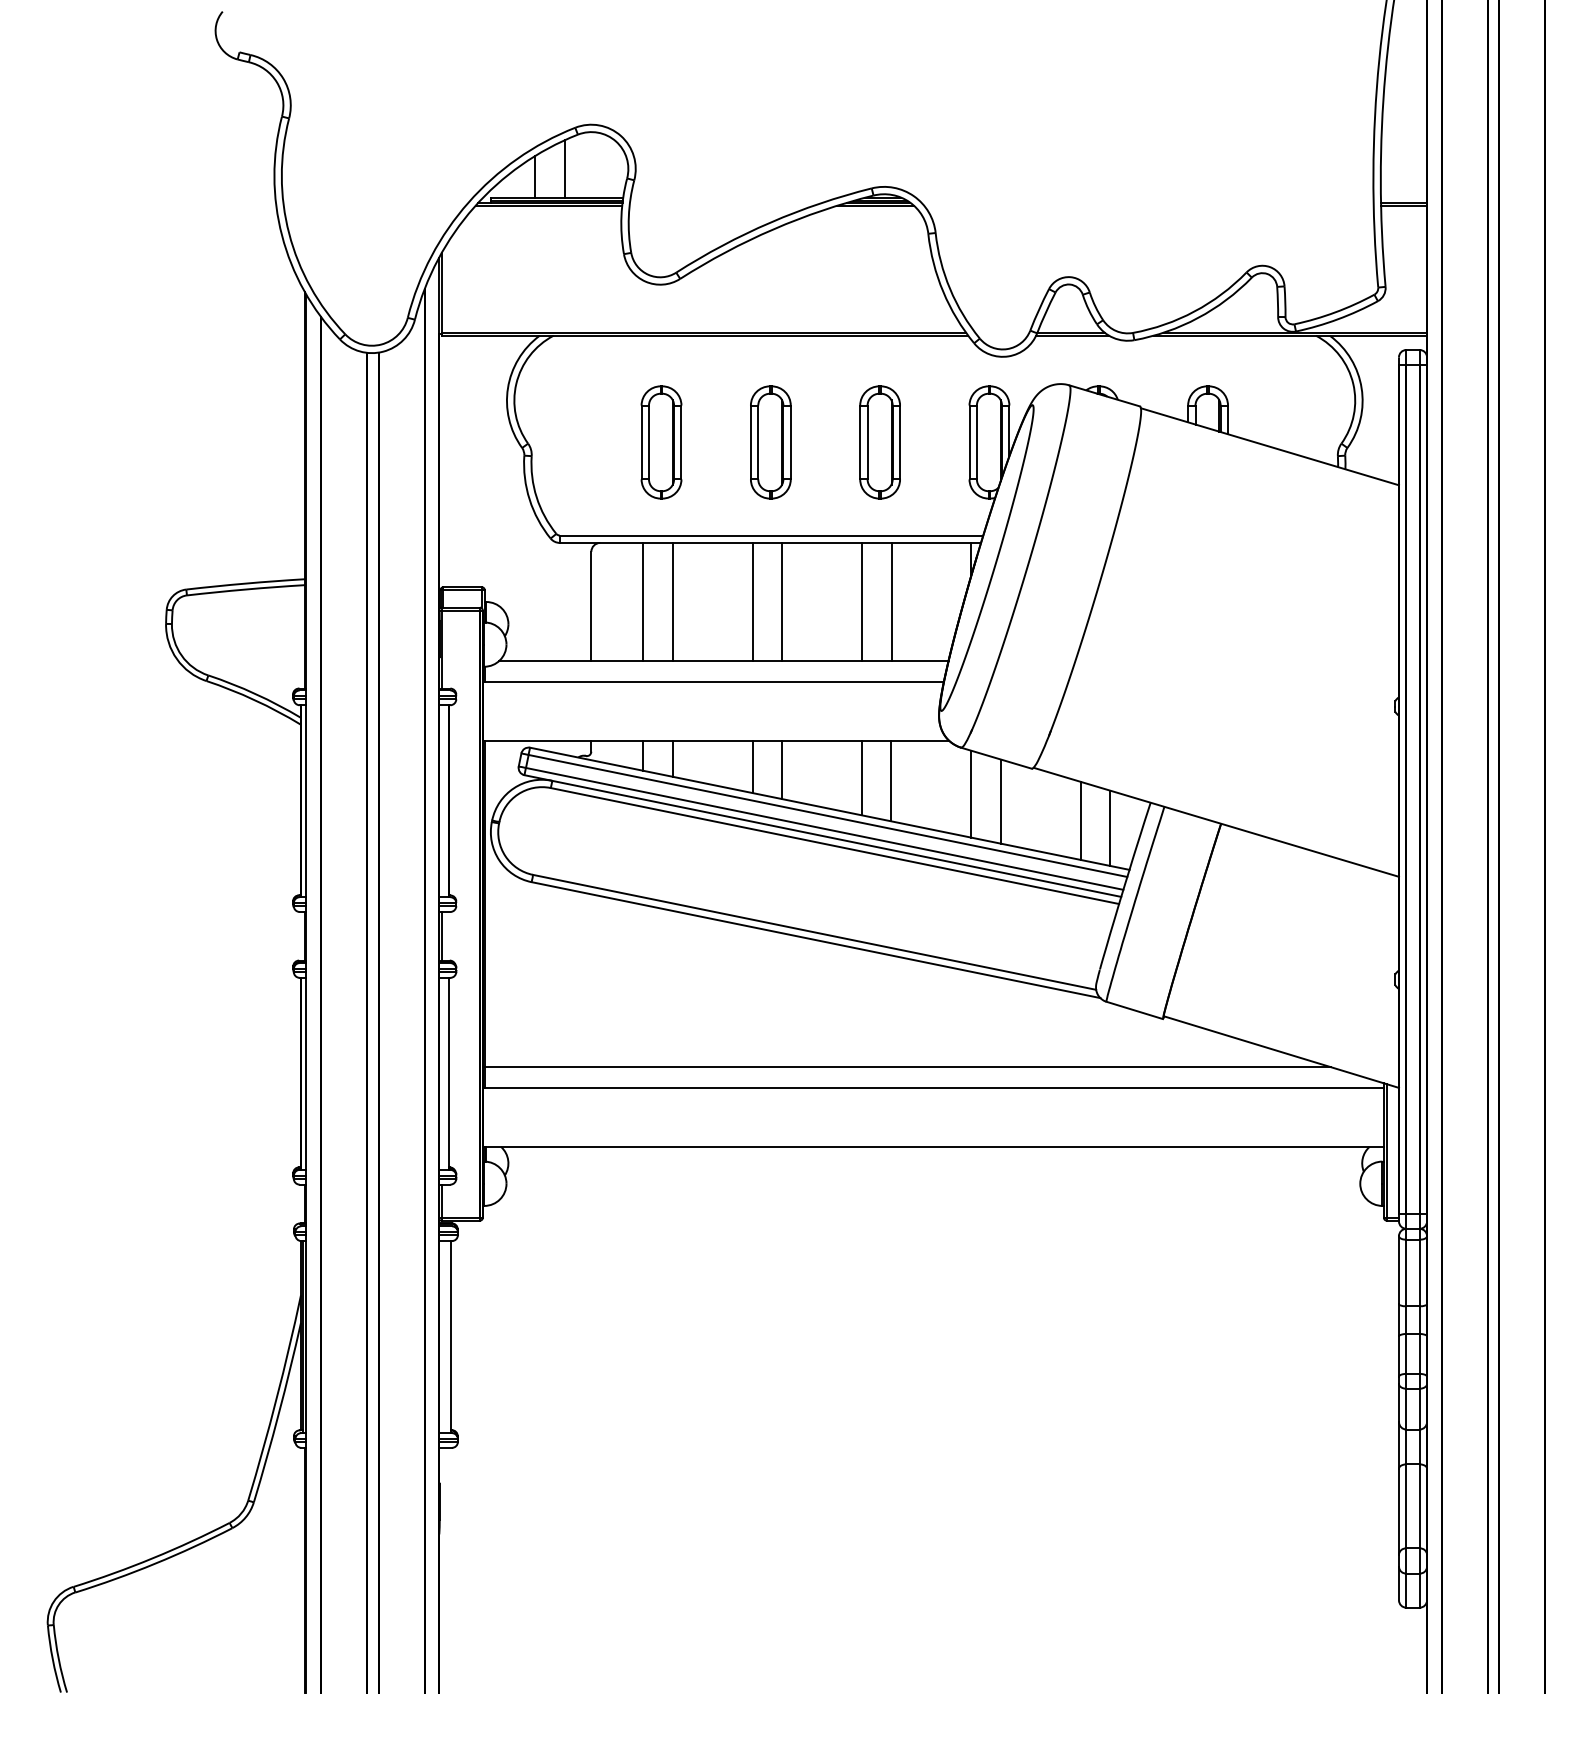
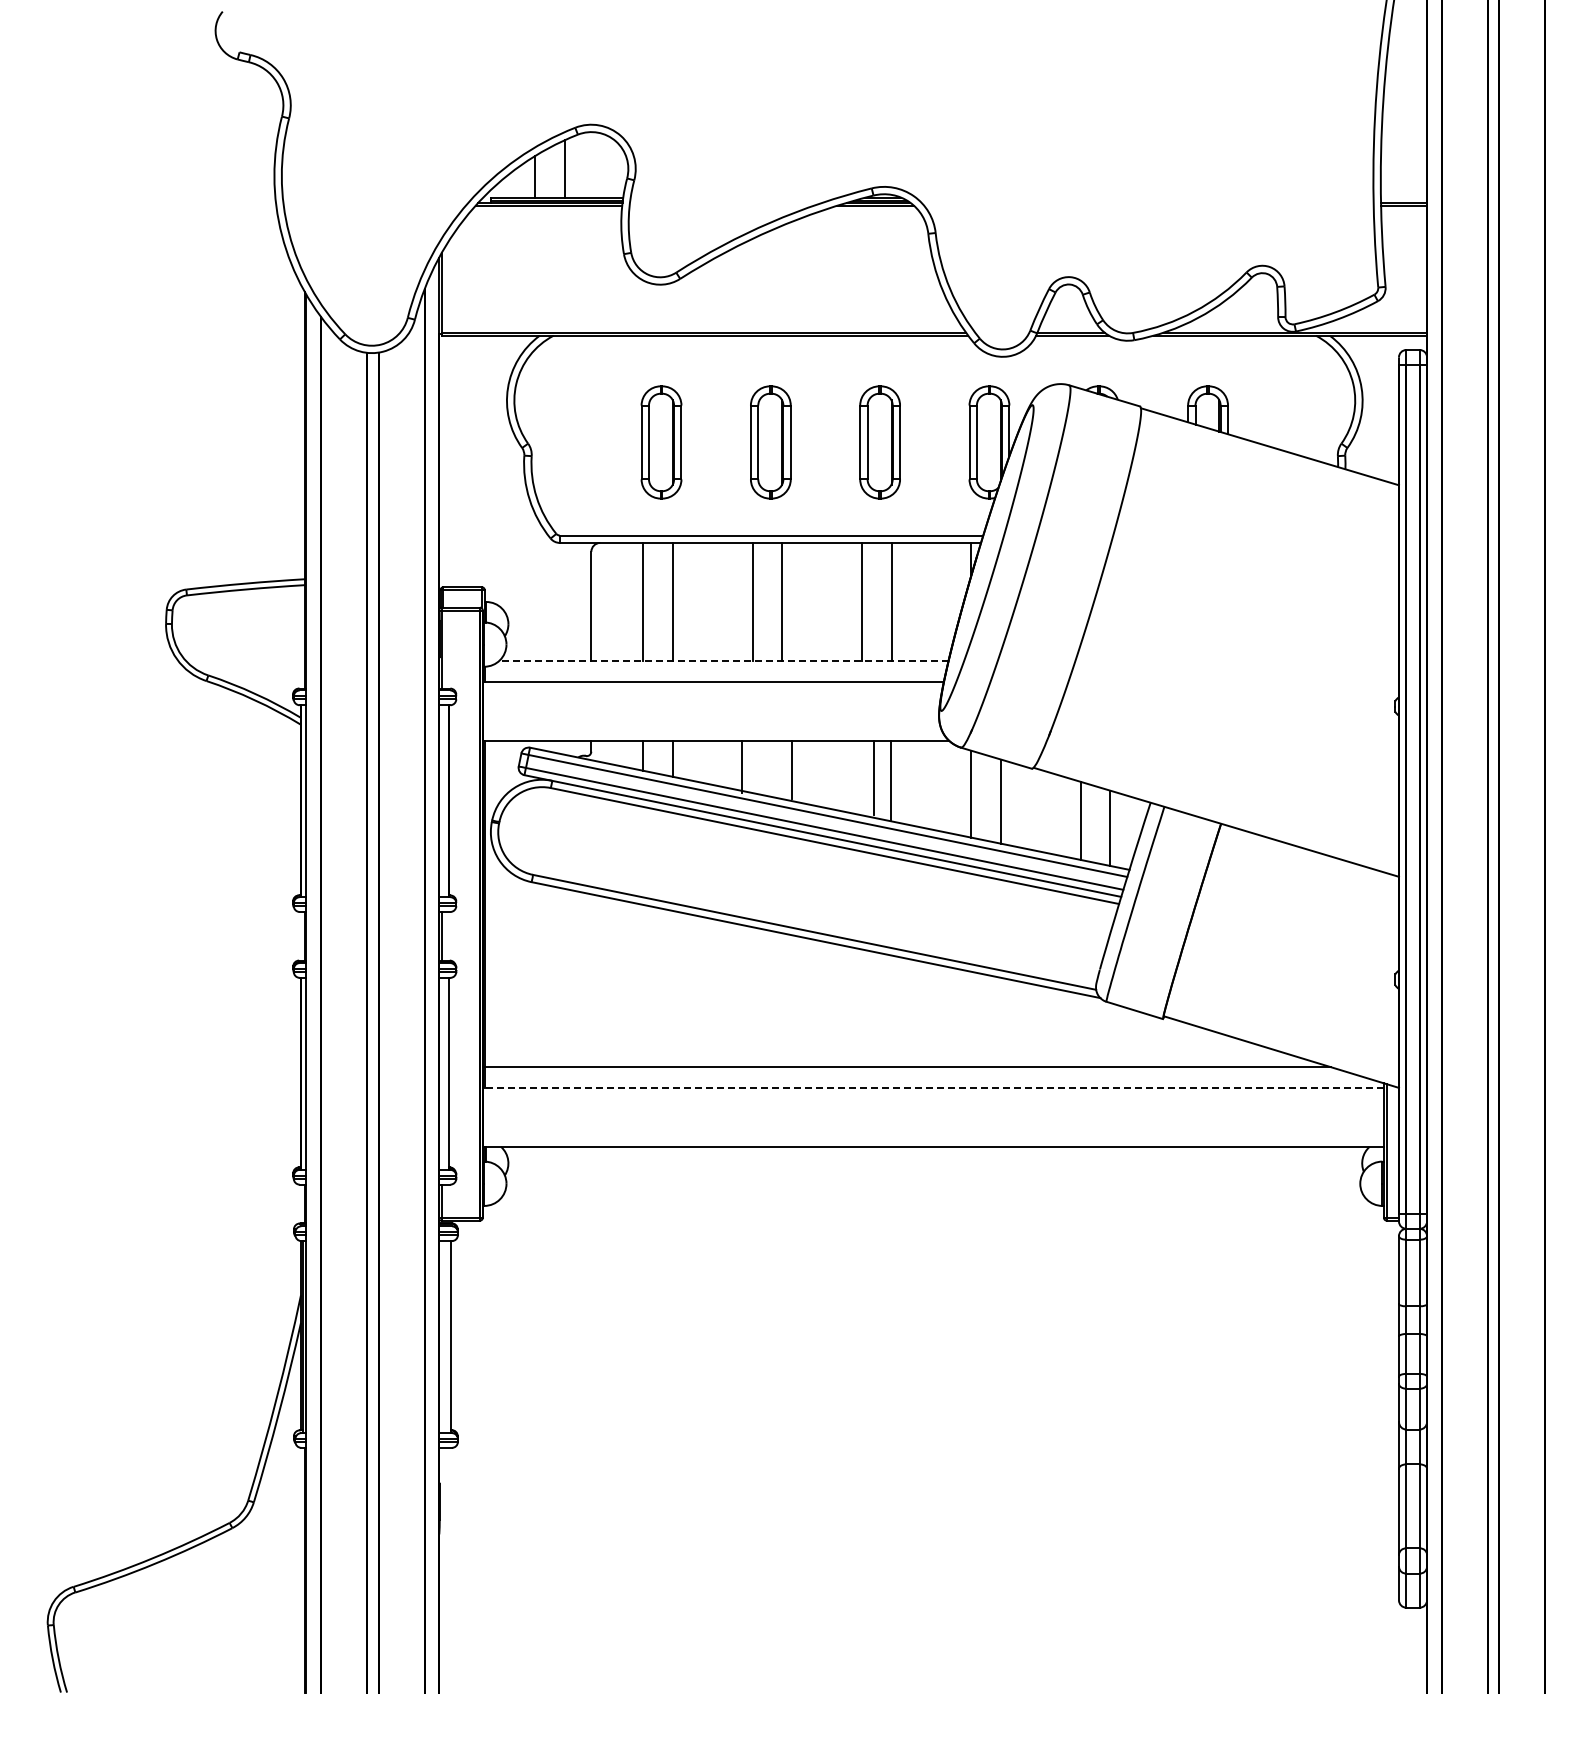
line: solid -> dashed (723, 661)
line position: (752, 766) -> (741, 766) (741, 766)
line position: (782, 769) -> (792, 769) (792, 769)
line position: (861, 777) -> (873, 777) (873, 777)
line: solid -> dashed (933, 1087)
